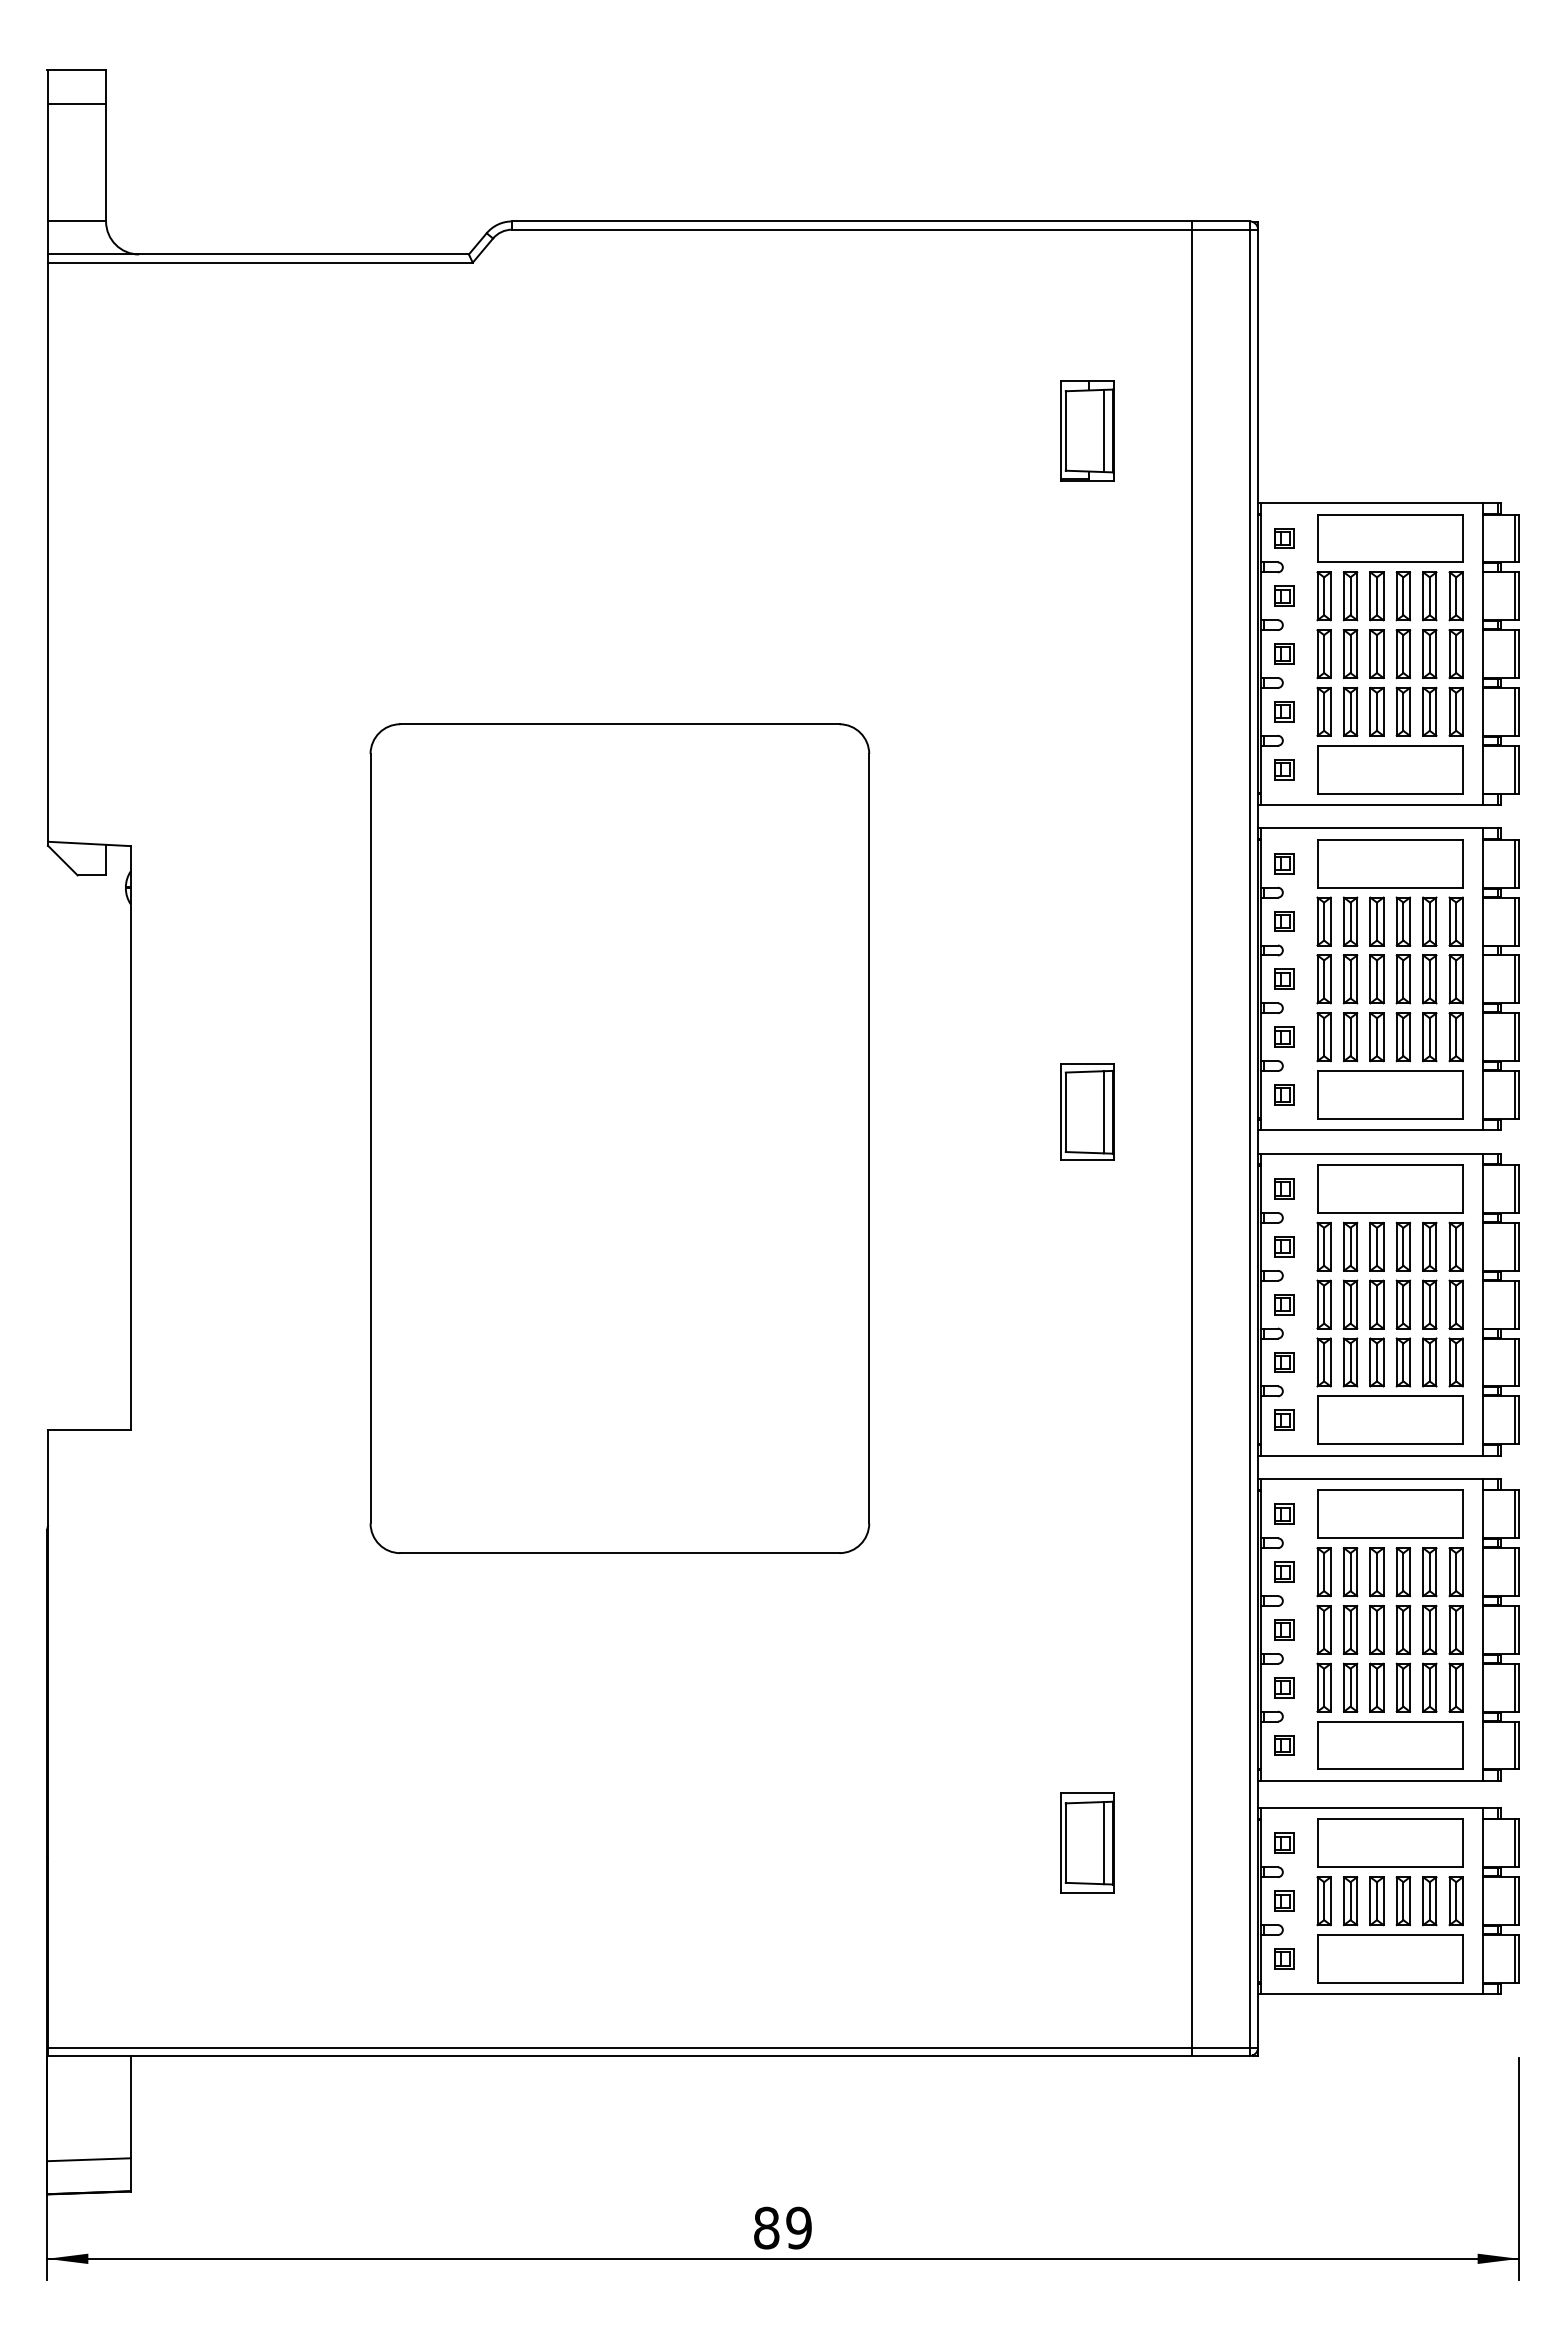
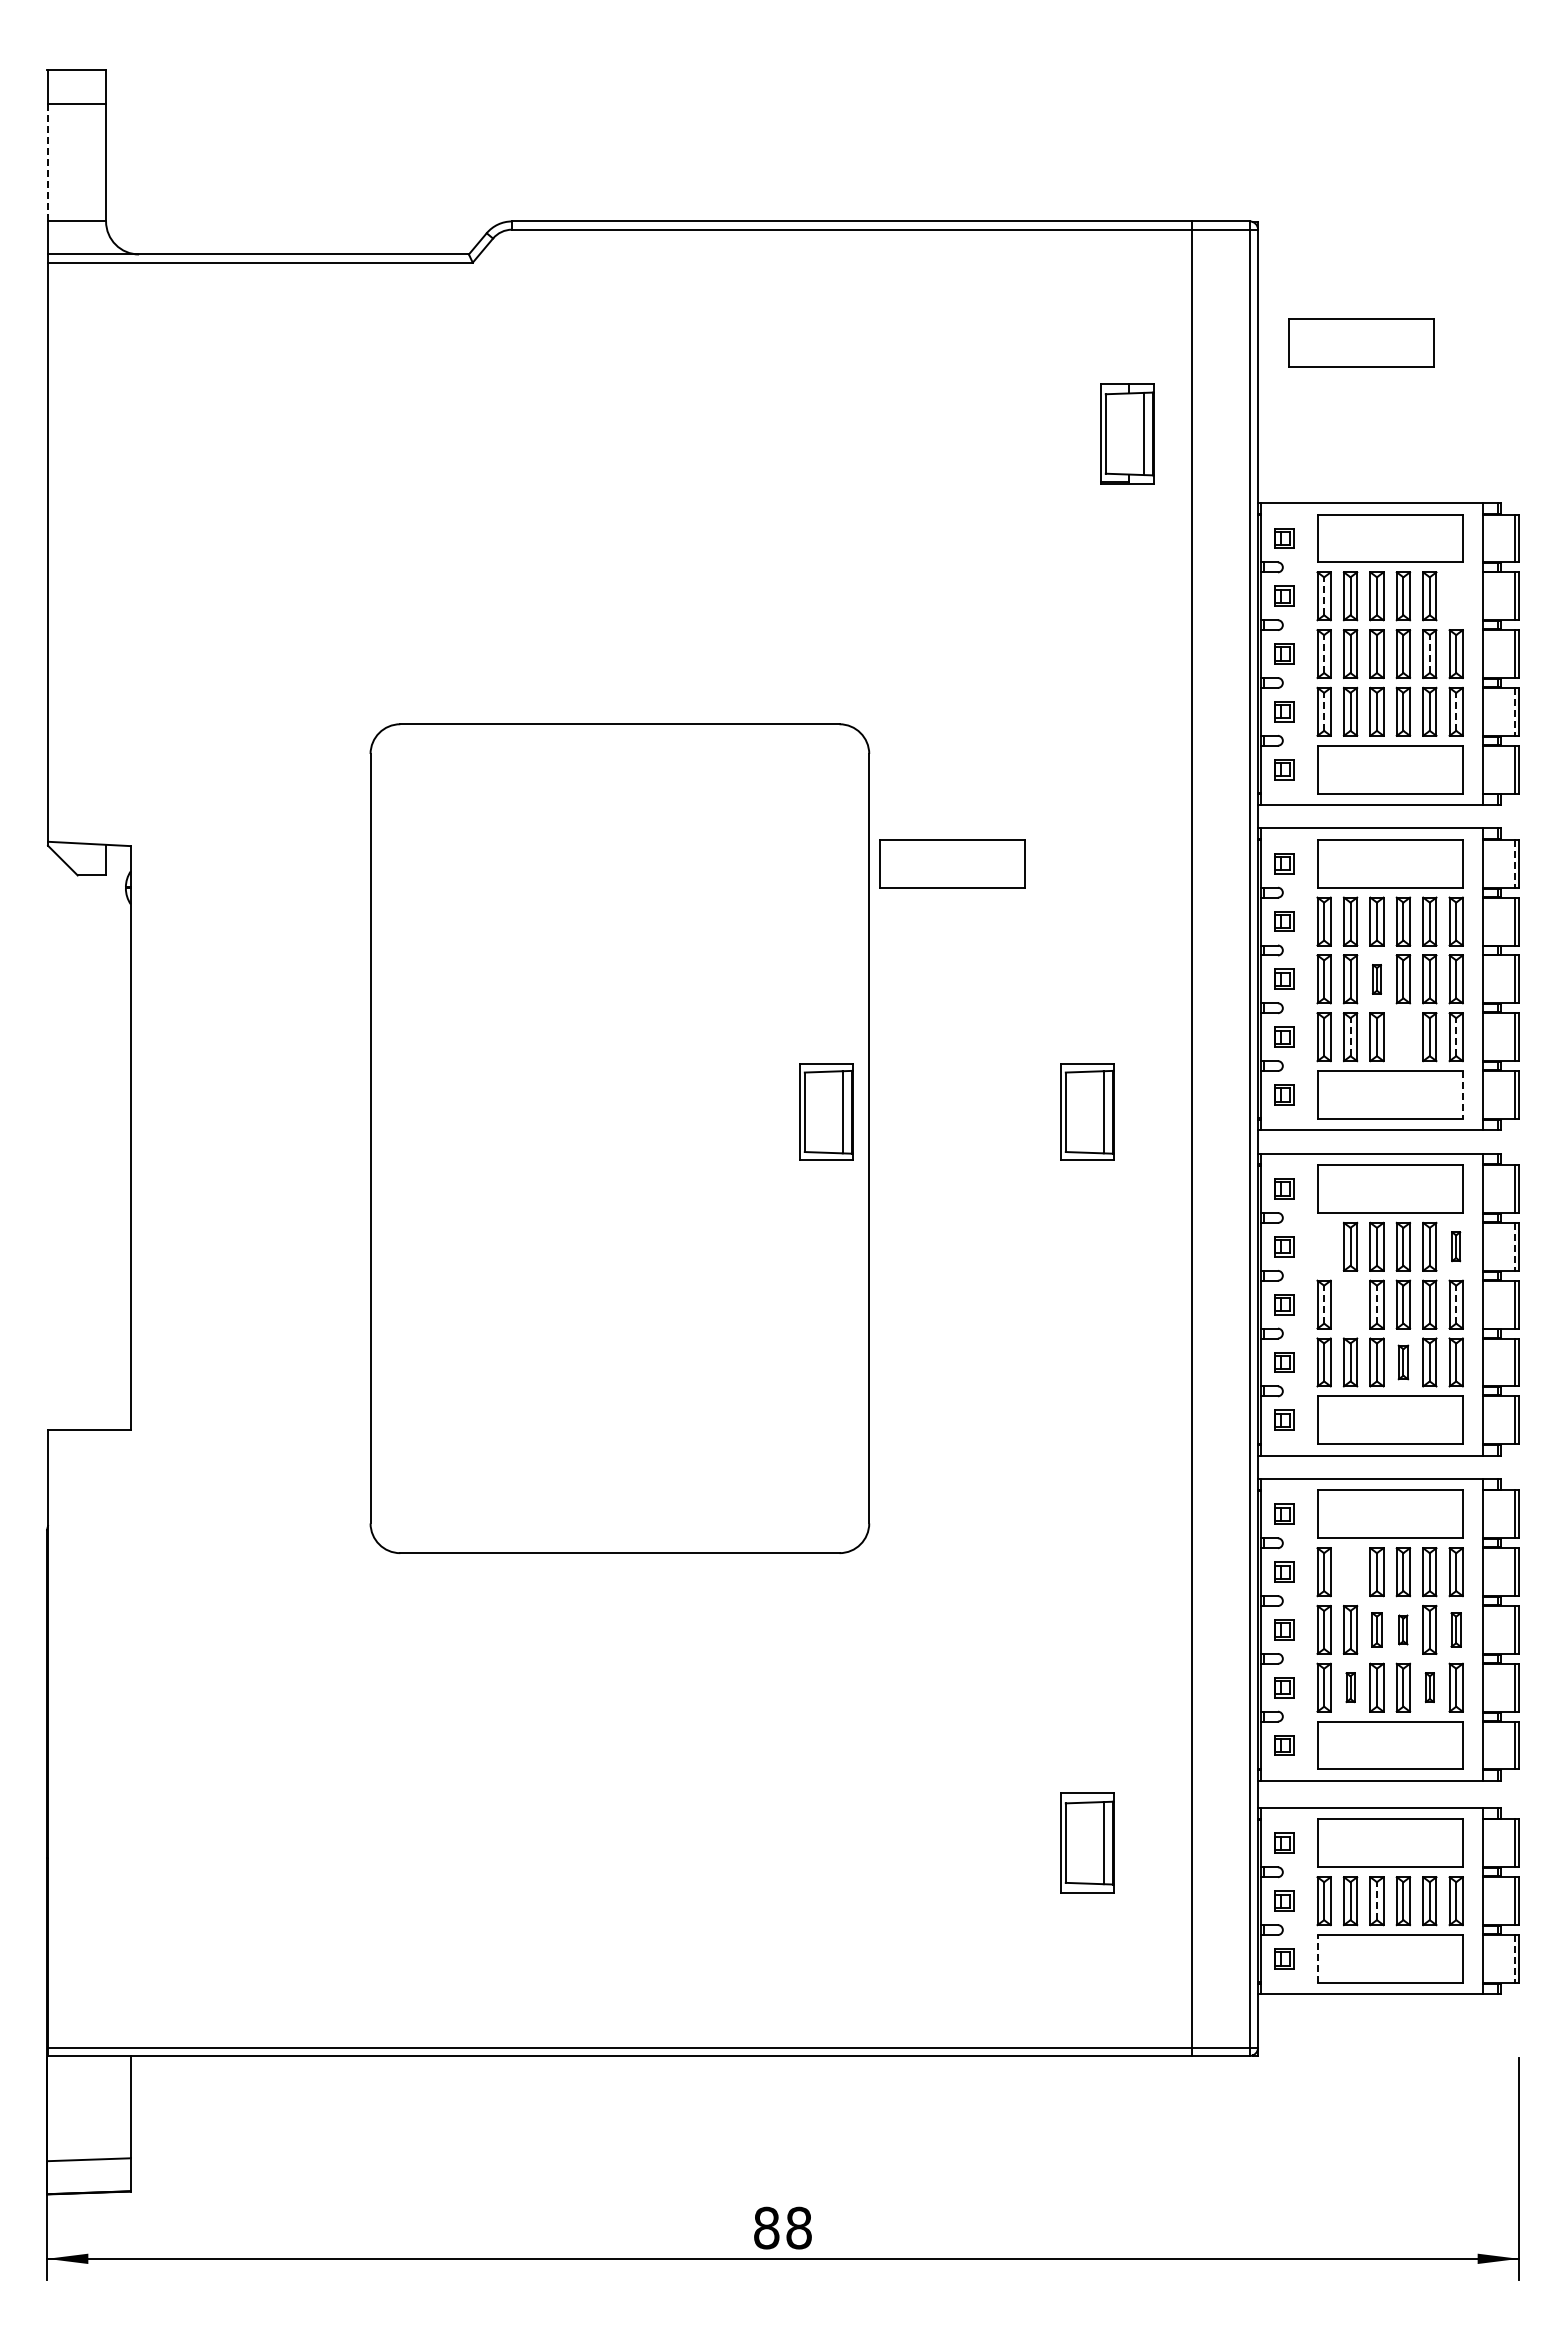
line: solid -> dashed (48, 162)
part: none -> present (1361, 342)
part position: (1087, 430) -> (1127, 433) (1127, 433)
line: solid -> dashed (1324, 596)
part: present -> none (1455, 596)
line: solid -> dashed (1324, 654)
line: solid -> dashed (1429, 654)
line: solid -> dashed (1324, 711)
line: solid -> dashed (1456, 711)
line: solid -> dashed (1514, 711)
part: none -> present (952, 863)
line: solid -> dashed (1514, 863)
part size: 16x51 px -> 10x31 px (1376, 979)
line: solid -> dashed (1350, 1037)
part: present -> none (1403, 1037)
line: solid -> dashed (1456, 1037)
line: solid -> dashed (1462, 1094)
part: none -> present (826, 1111)
part: present -> none (1323, 1246)
part size: 16x51 px -> 11x32 px (1456, 1246)
line: solid -> dashed (1514, 1246)
line: solid -> dashed (1324, 1304)
part: present -> none (1350, 1304)
line: solid -> dashed (1376, 1304)
line: solid -> dashed (1456, 1304)
part size: 17x51 px -> 13x37 px (1403, 1362)
part: present -> none (1350, 1572)
part size: 16x50 px -> 12x36 px (1376, 1629)
part size: 17x50 px -> 11x32 px (1403, 1629)
part size: 16x50 px -> 12x36 px (1455, 1629)
part size: 17x51 px -> 11x32 px (1350, 1687)
part size: 16x51 px -> 11x31 px (1429, 1687)
line: solid -> dashed (1376, 1901)
line: solid -> dashed (1317, 1958)
line: solid -> dashed (1514, 1958)
text: 89 -> 88 (798, 2228)
